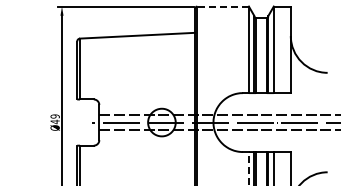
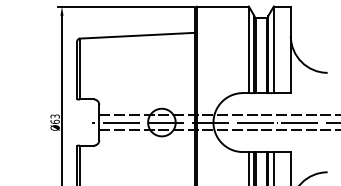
line: dashed -> solid (223, 6)
text: Ø49 -> Ø63 (54, 119)
line: dashed -> solid (248, 168)
